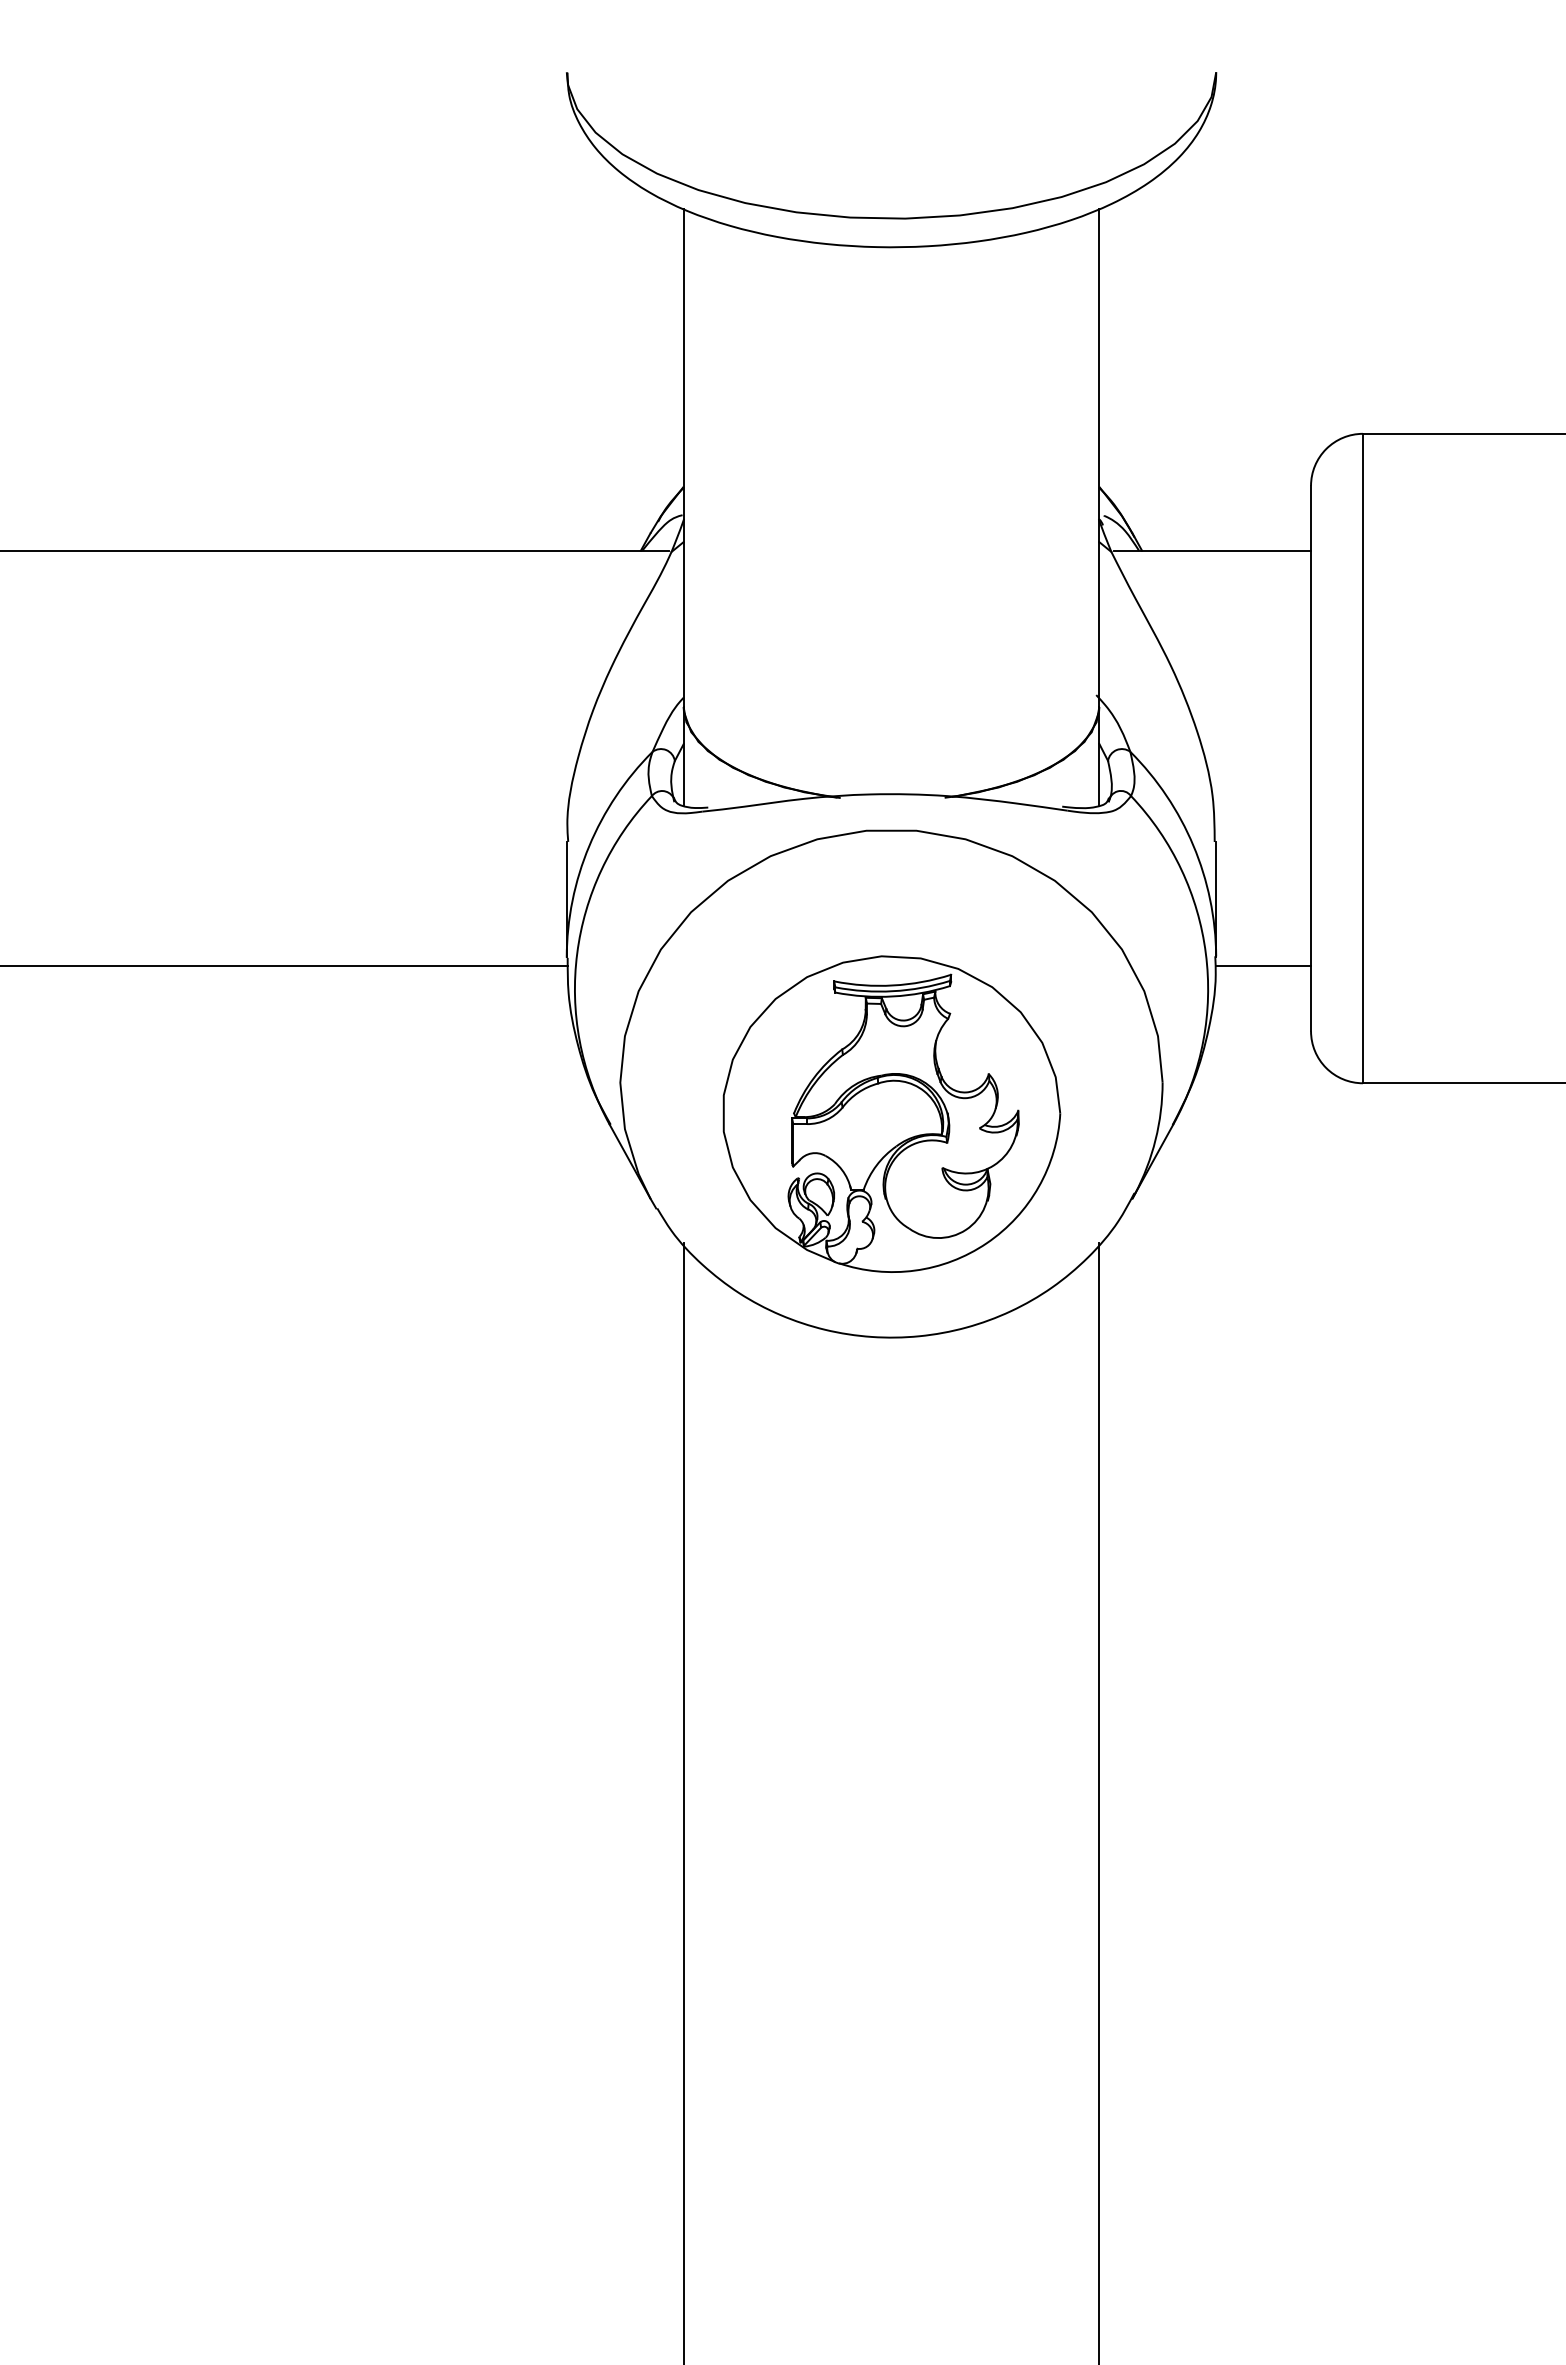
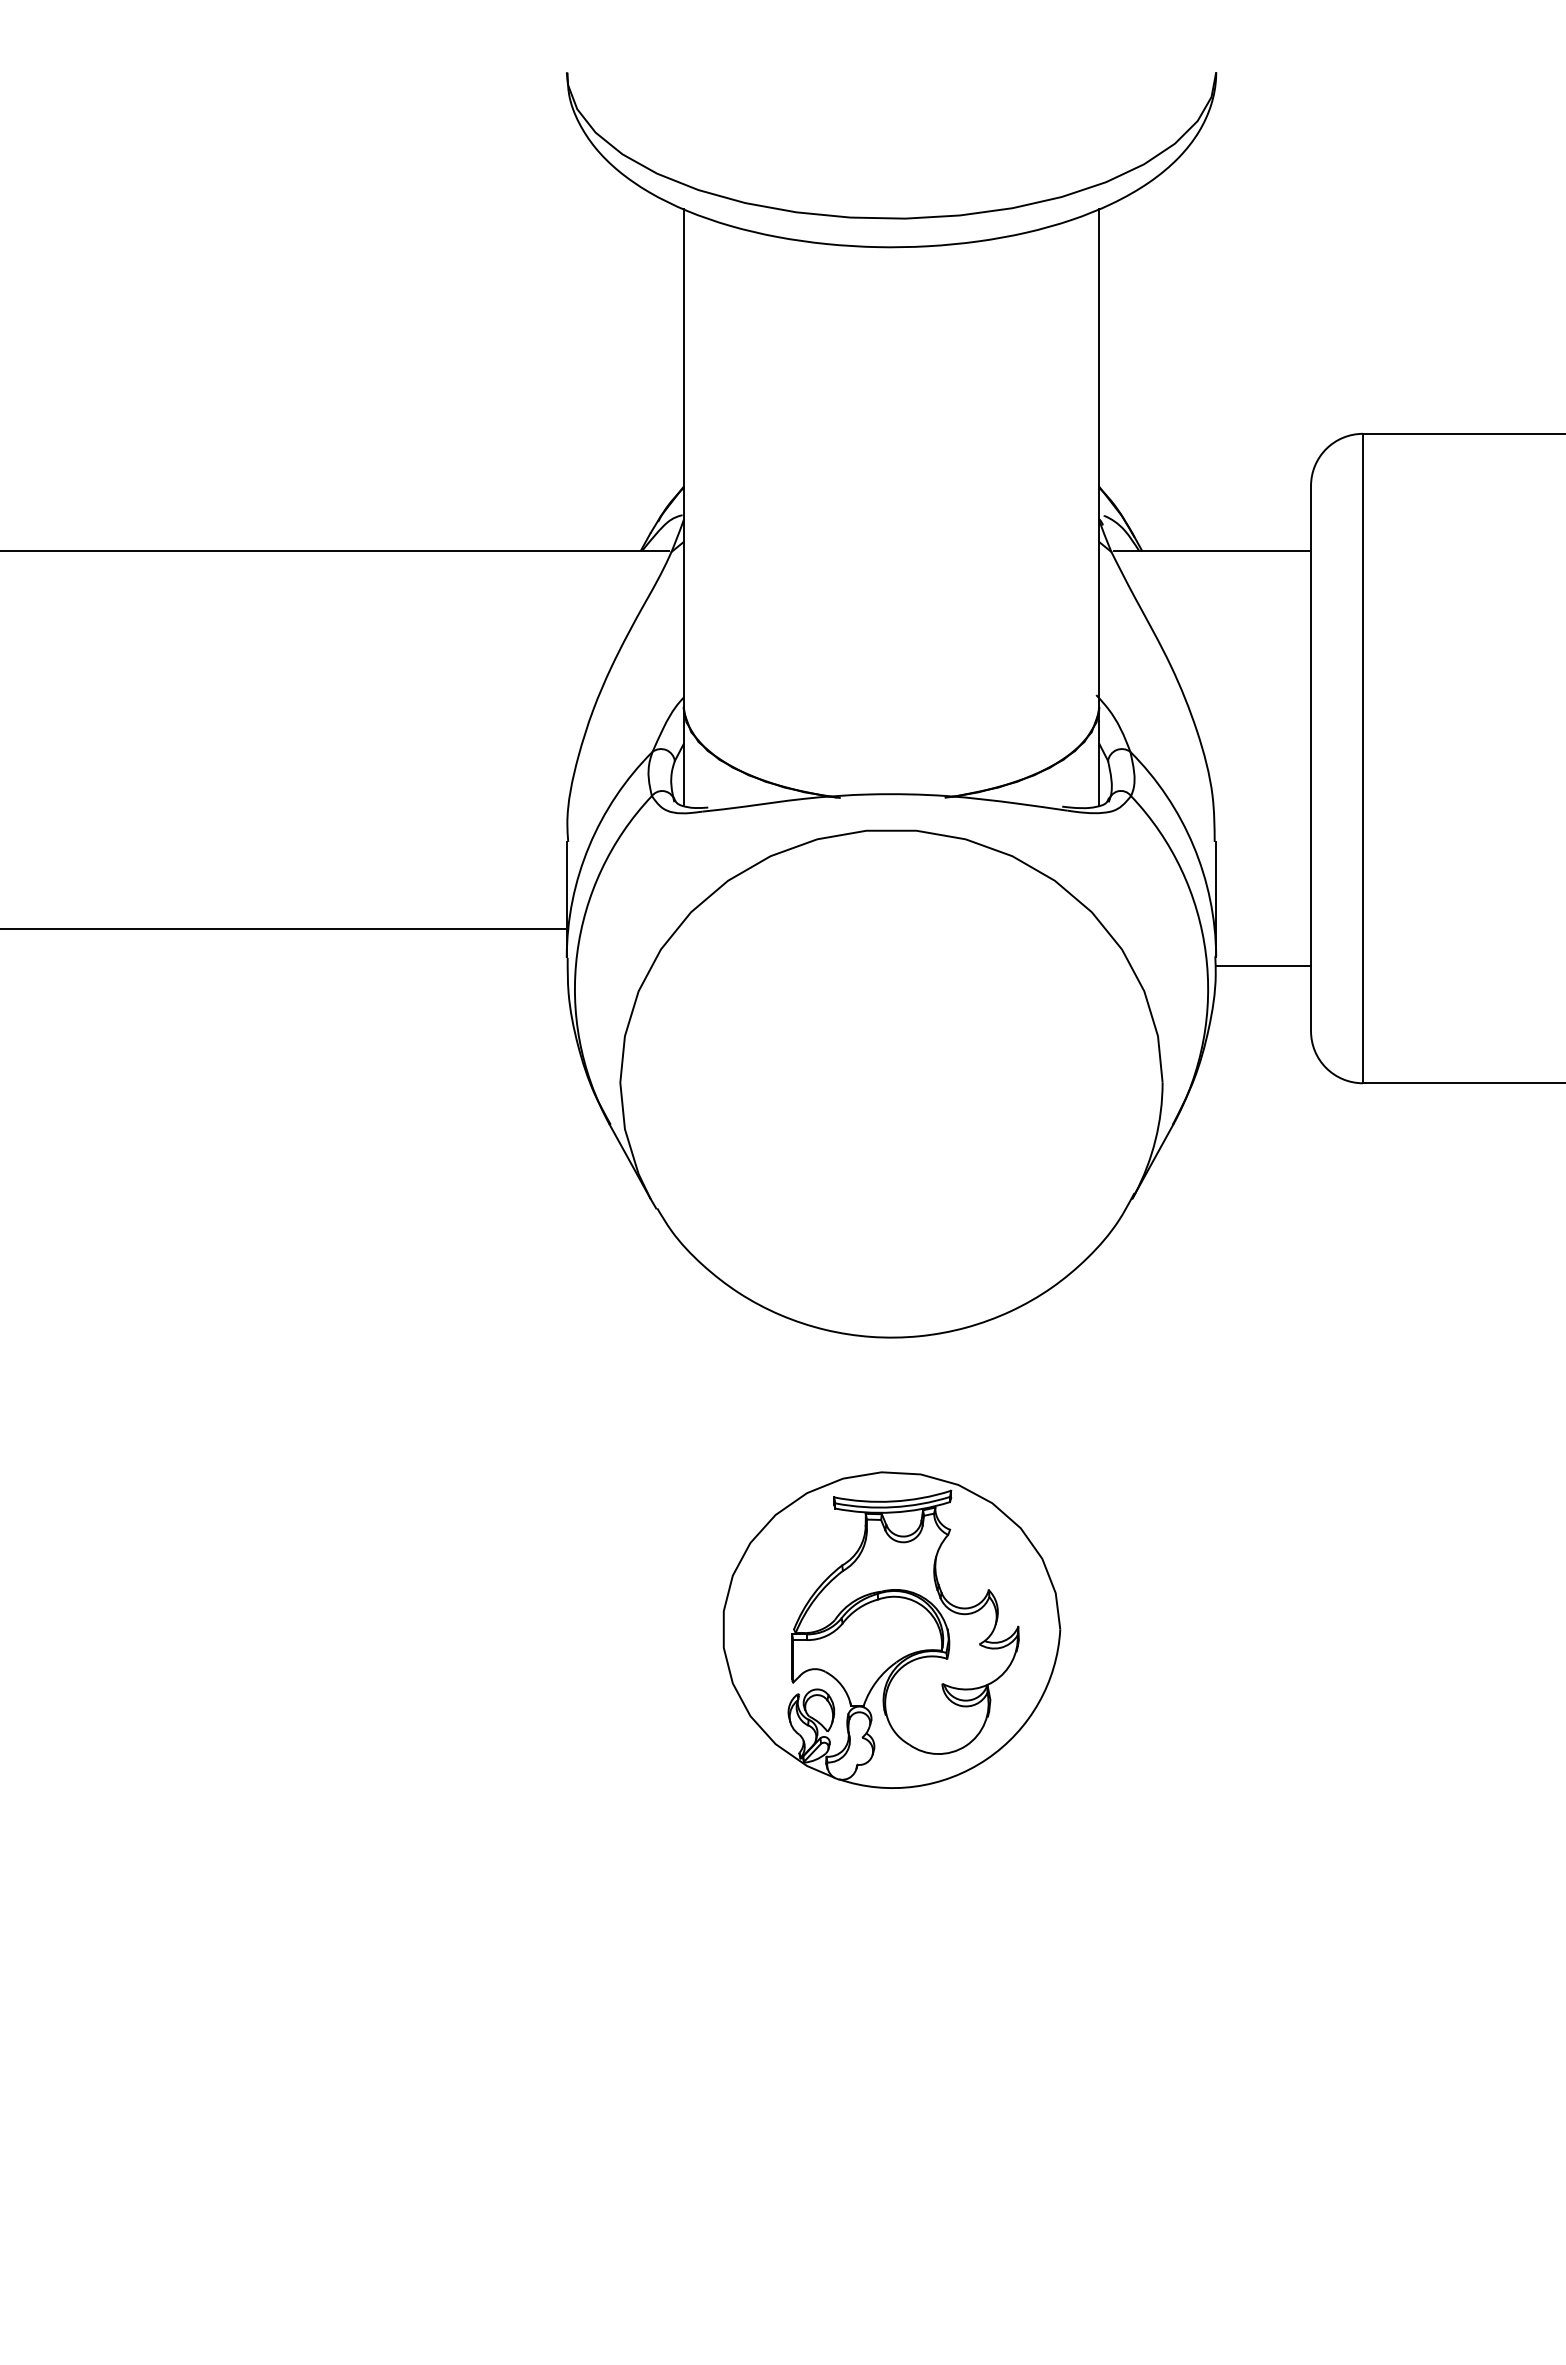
line position: (284, 966) -> (284, 929) (284, 929)
part position: (891, 1113) -> (891, 1629) (891, 1629)
line: present -> none (683, 1801)
line: present -> none (1099, 1801)
